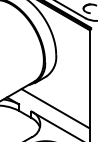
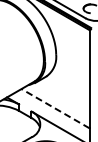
line: solid -> dashed (55, 108)
